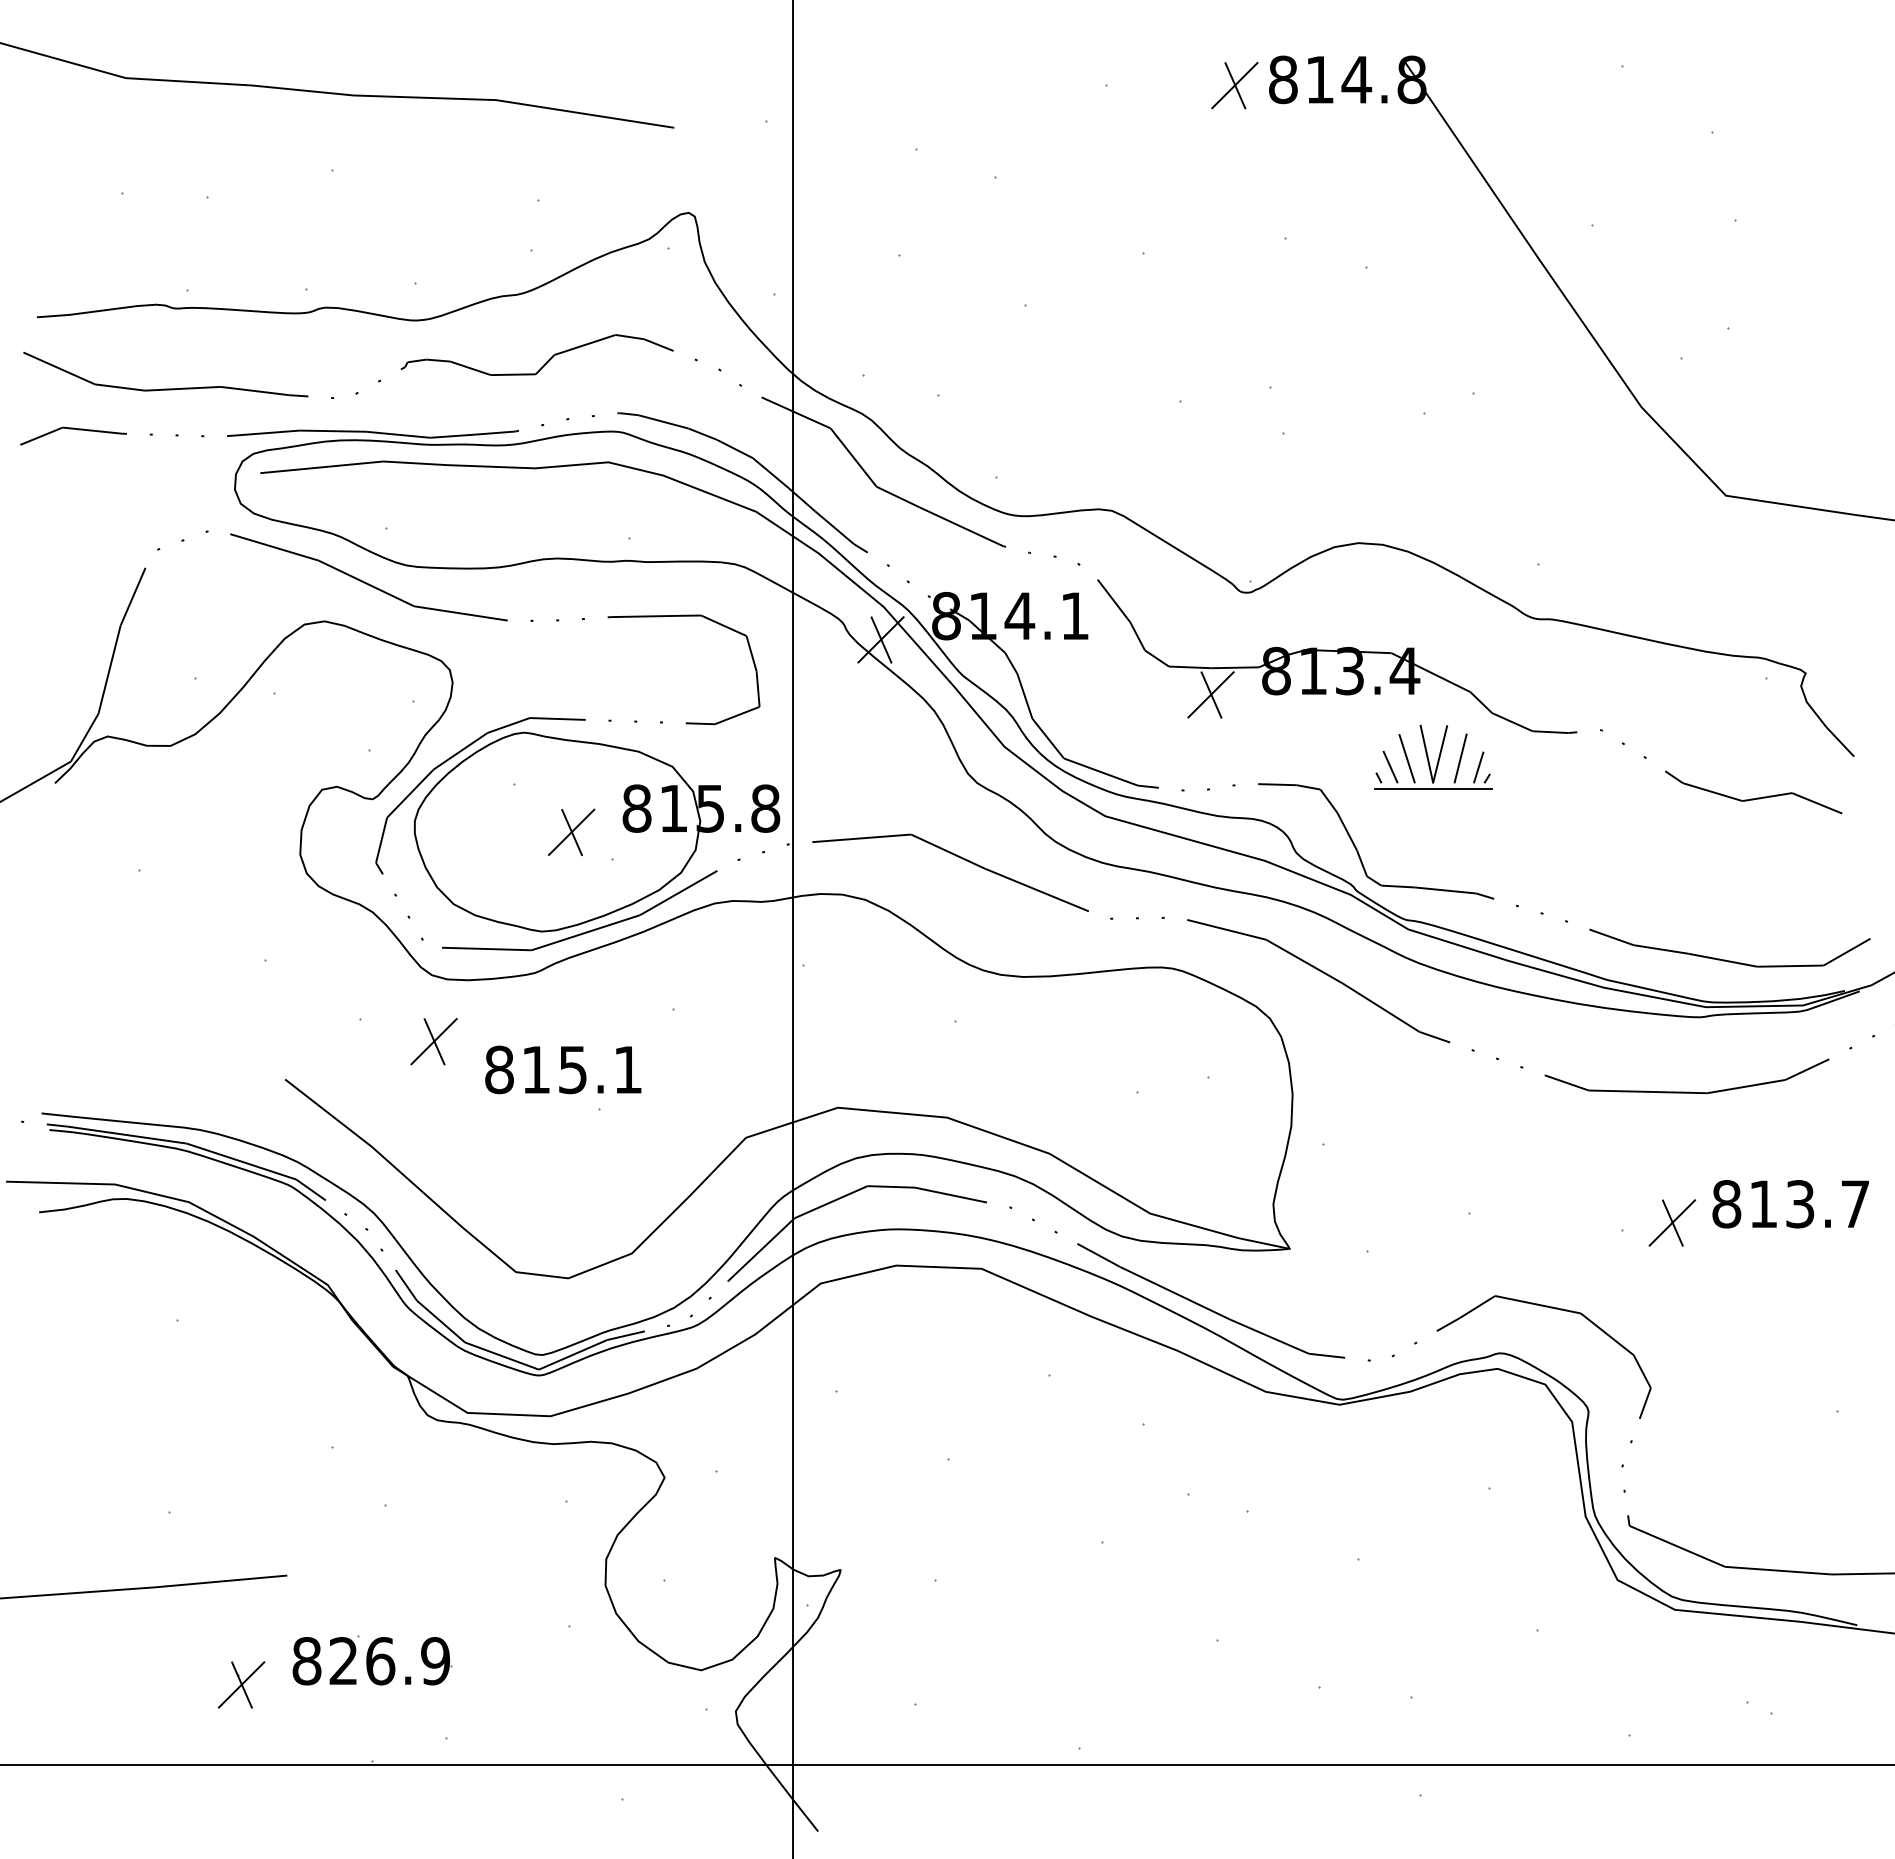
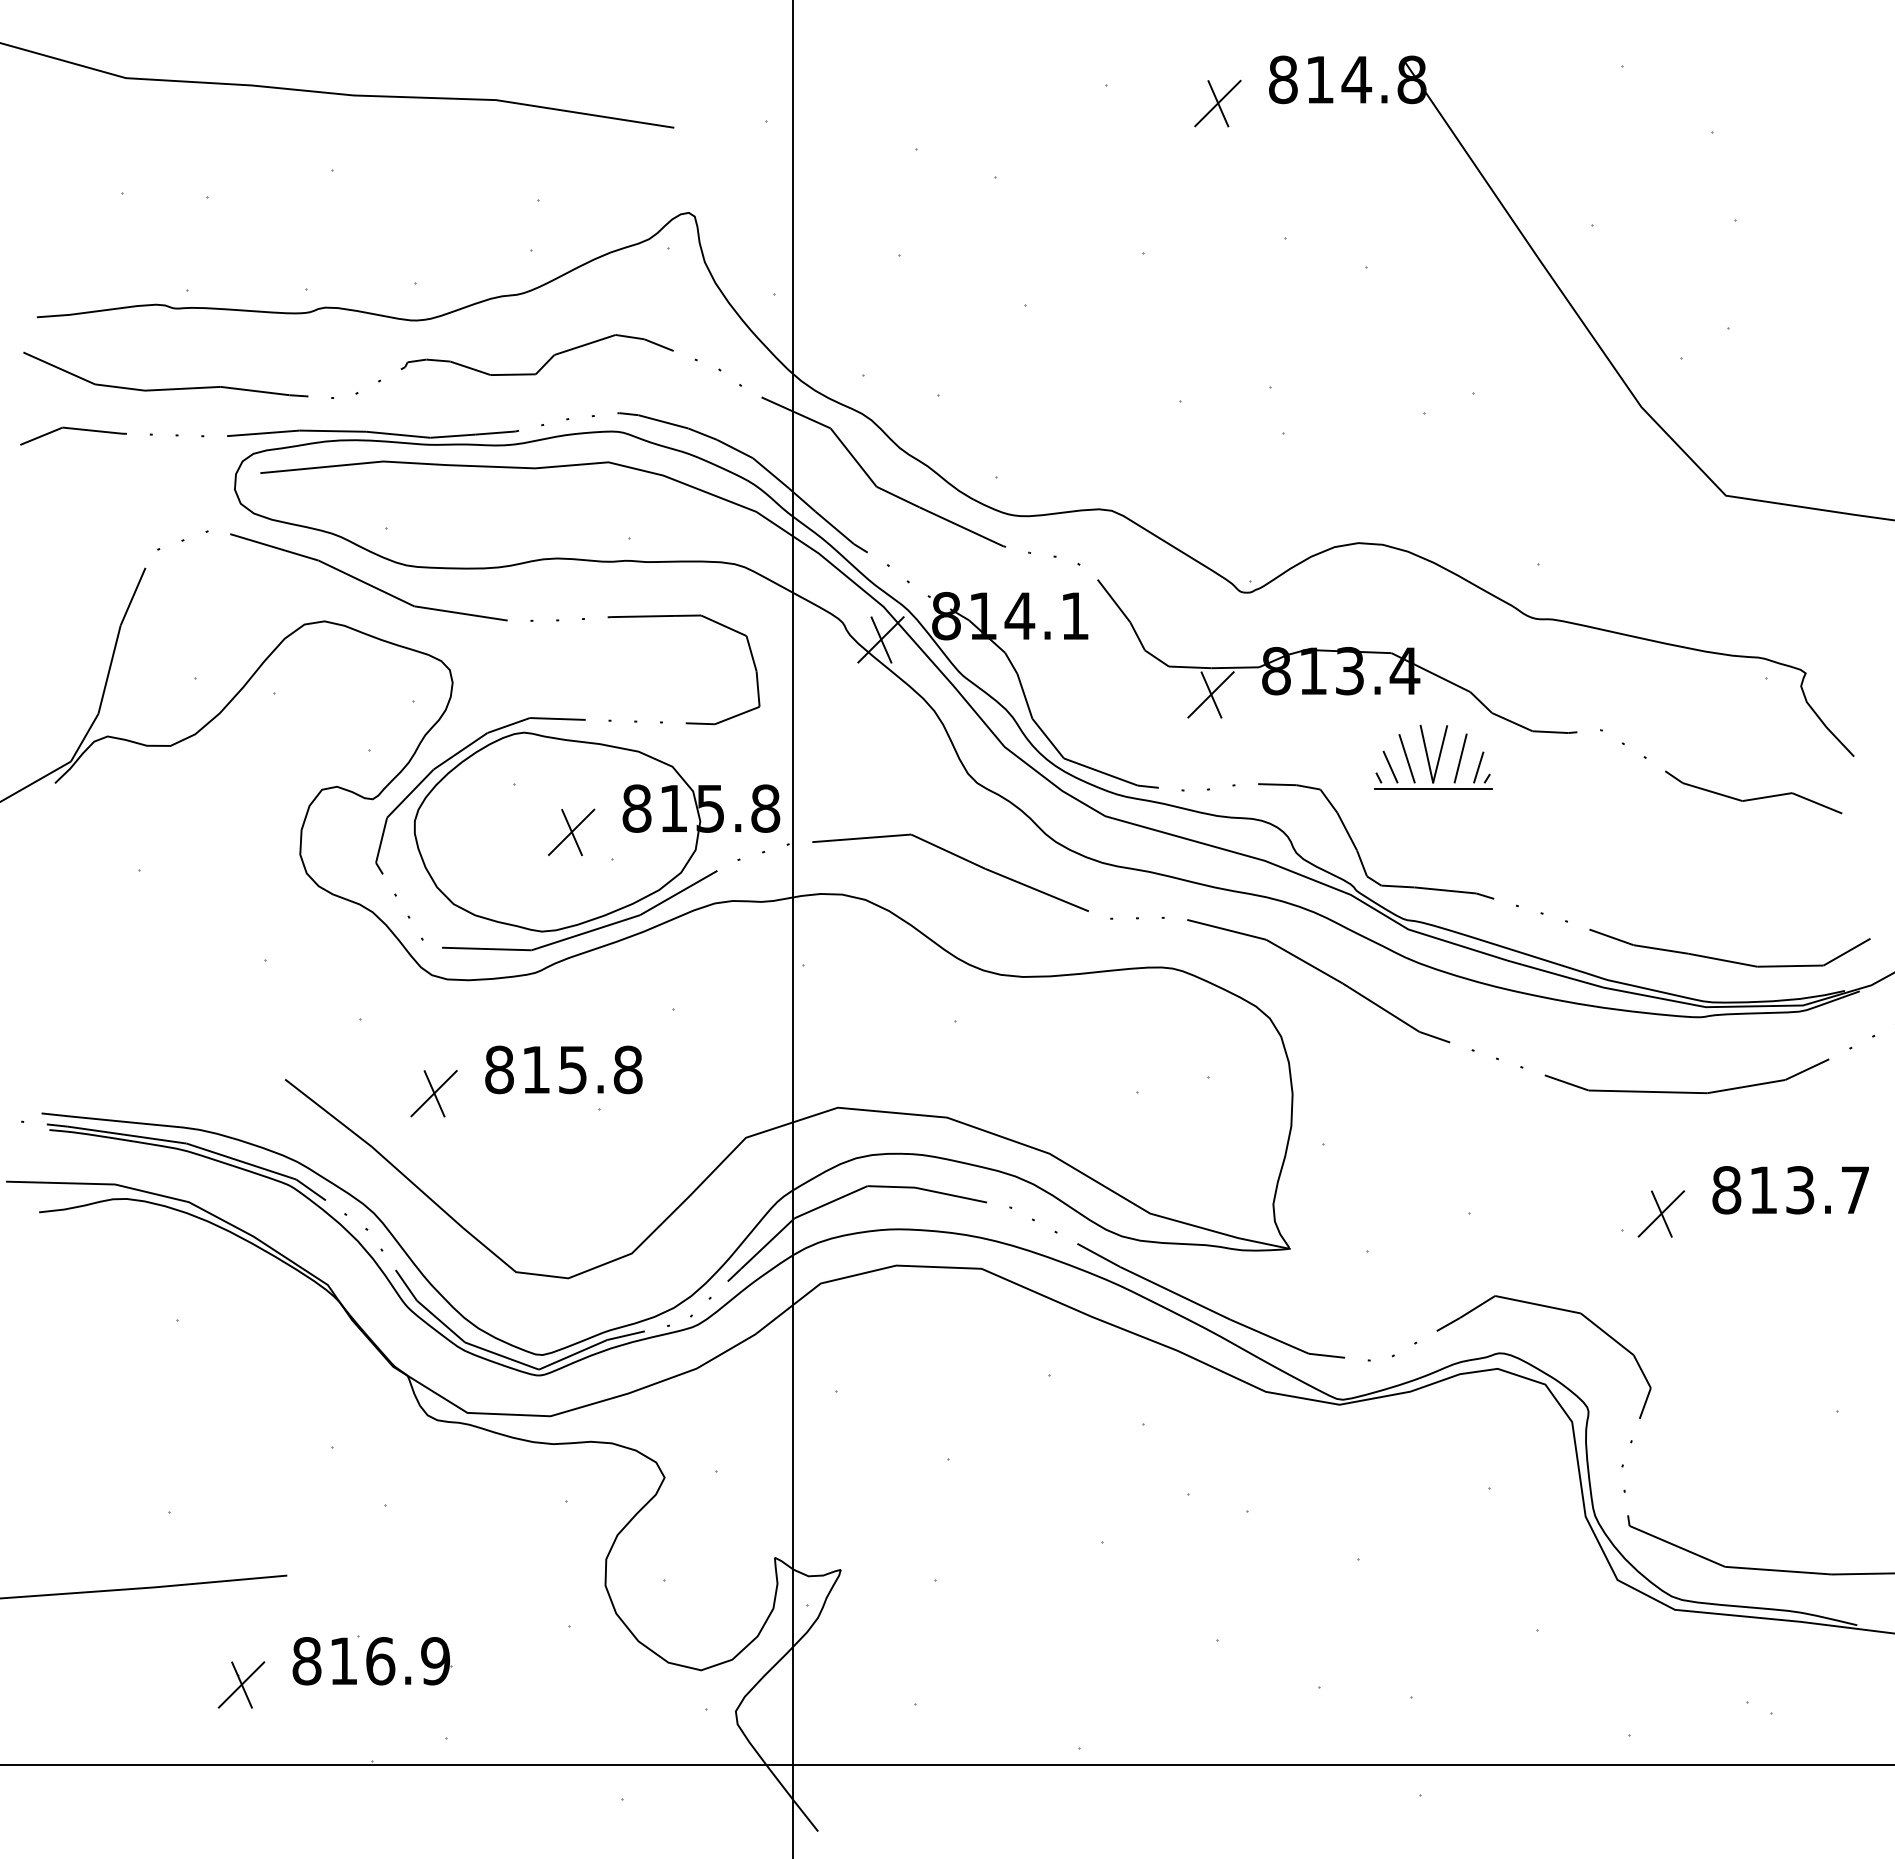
part position: (1234, 85) -> (1217, 103) (1217, 103)
part position: (433, 1041) -> (433, 1093) (433, 1093)
text: 815.1 -> 815.8 (627, 1069)
text position: (1790, 1204) -> (1790, 1190) (1790, 1190)
part position: (1672, 1222) -> (1661, 1213) (1661, 1213)
text: 826.9 -> 816.9 (342, 1660)
